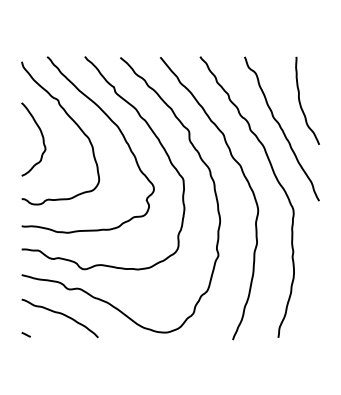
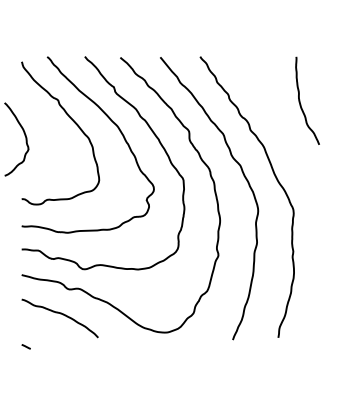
curve: present -> none (281, 128)
curve position: (41, 135) -> (24, 135) (24, 135)
curve position: (25, 334) -> (25, 346) (25, 346)
